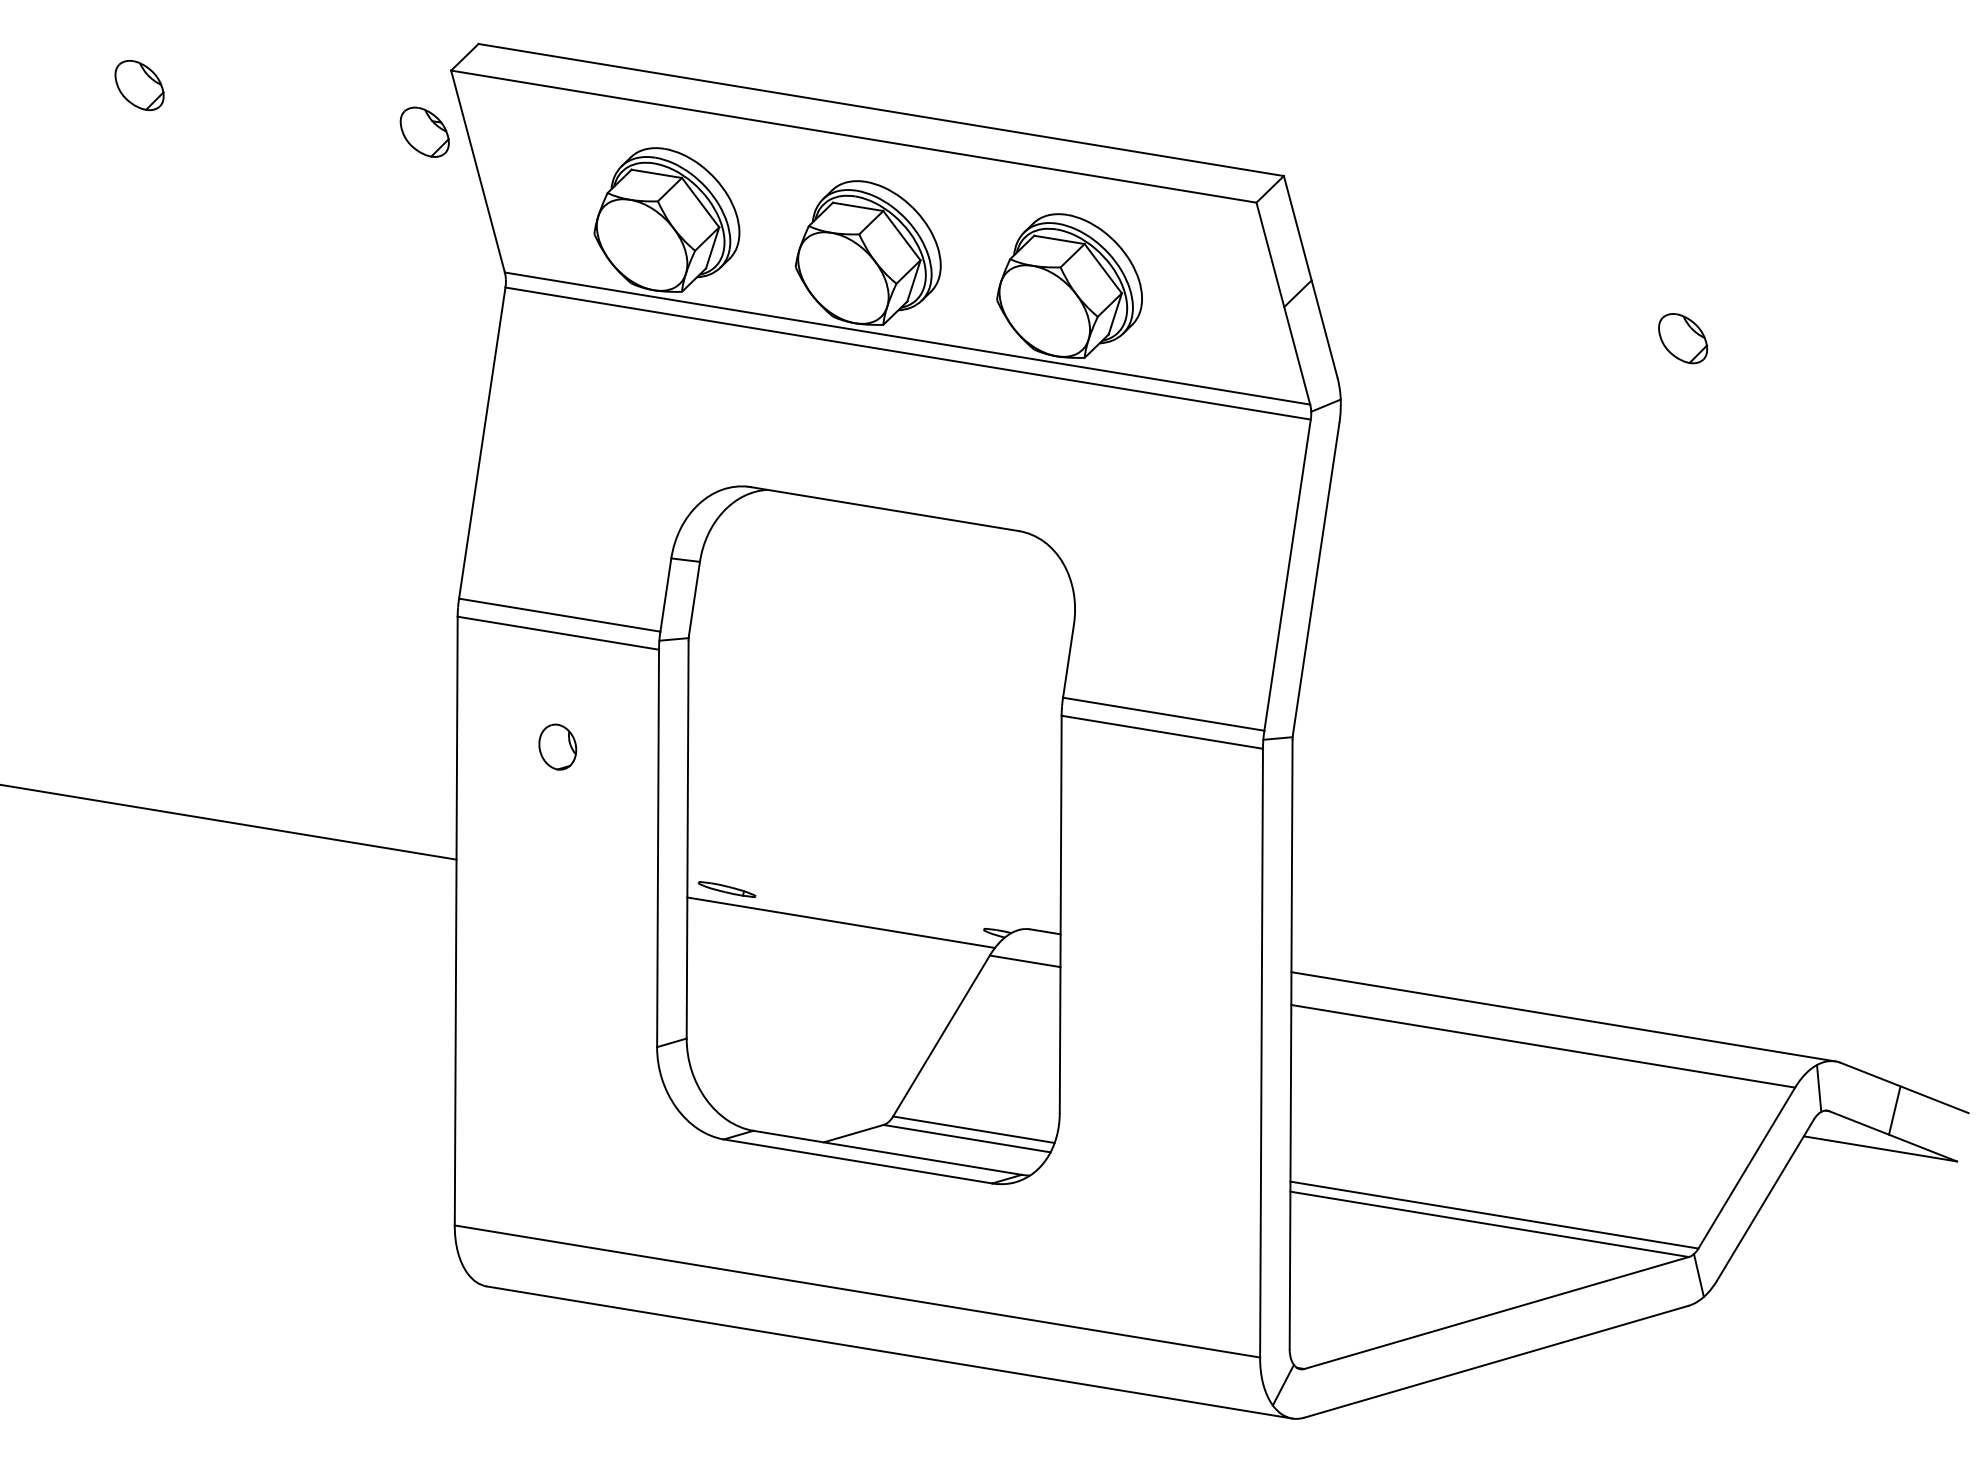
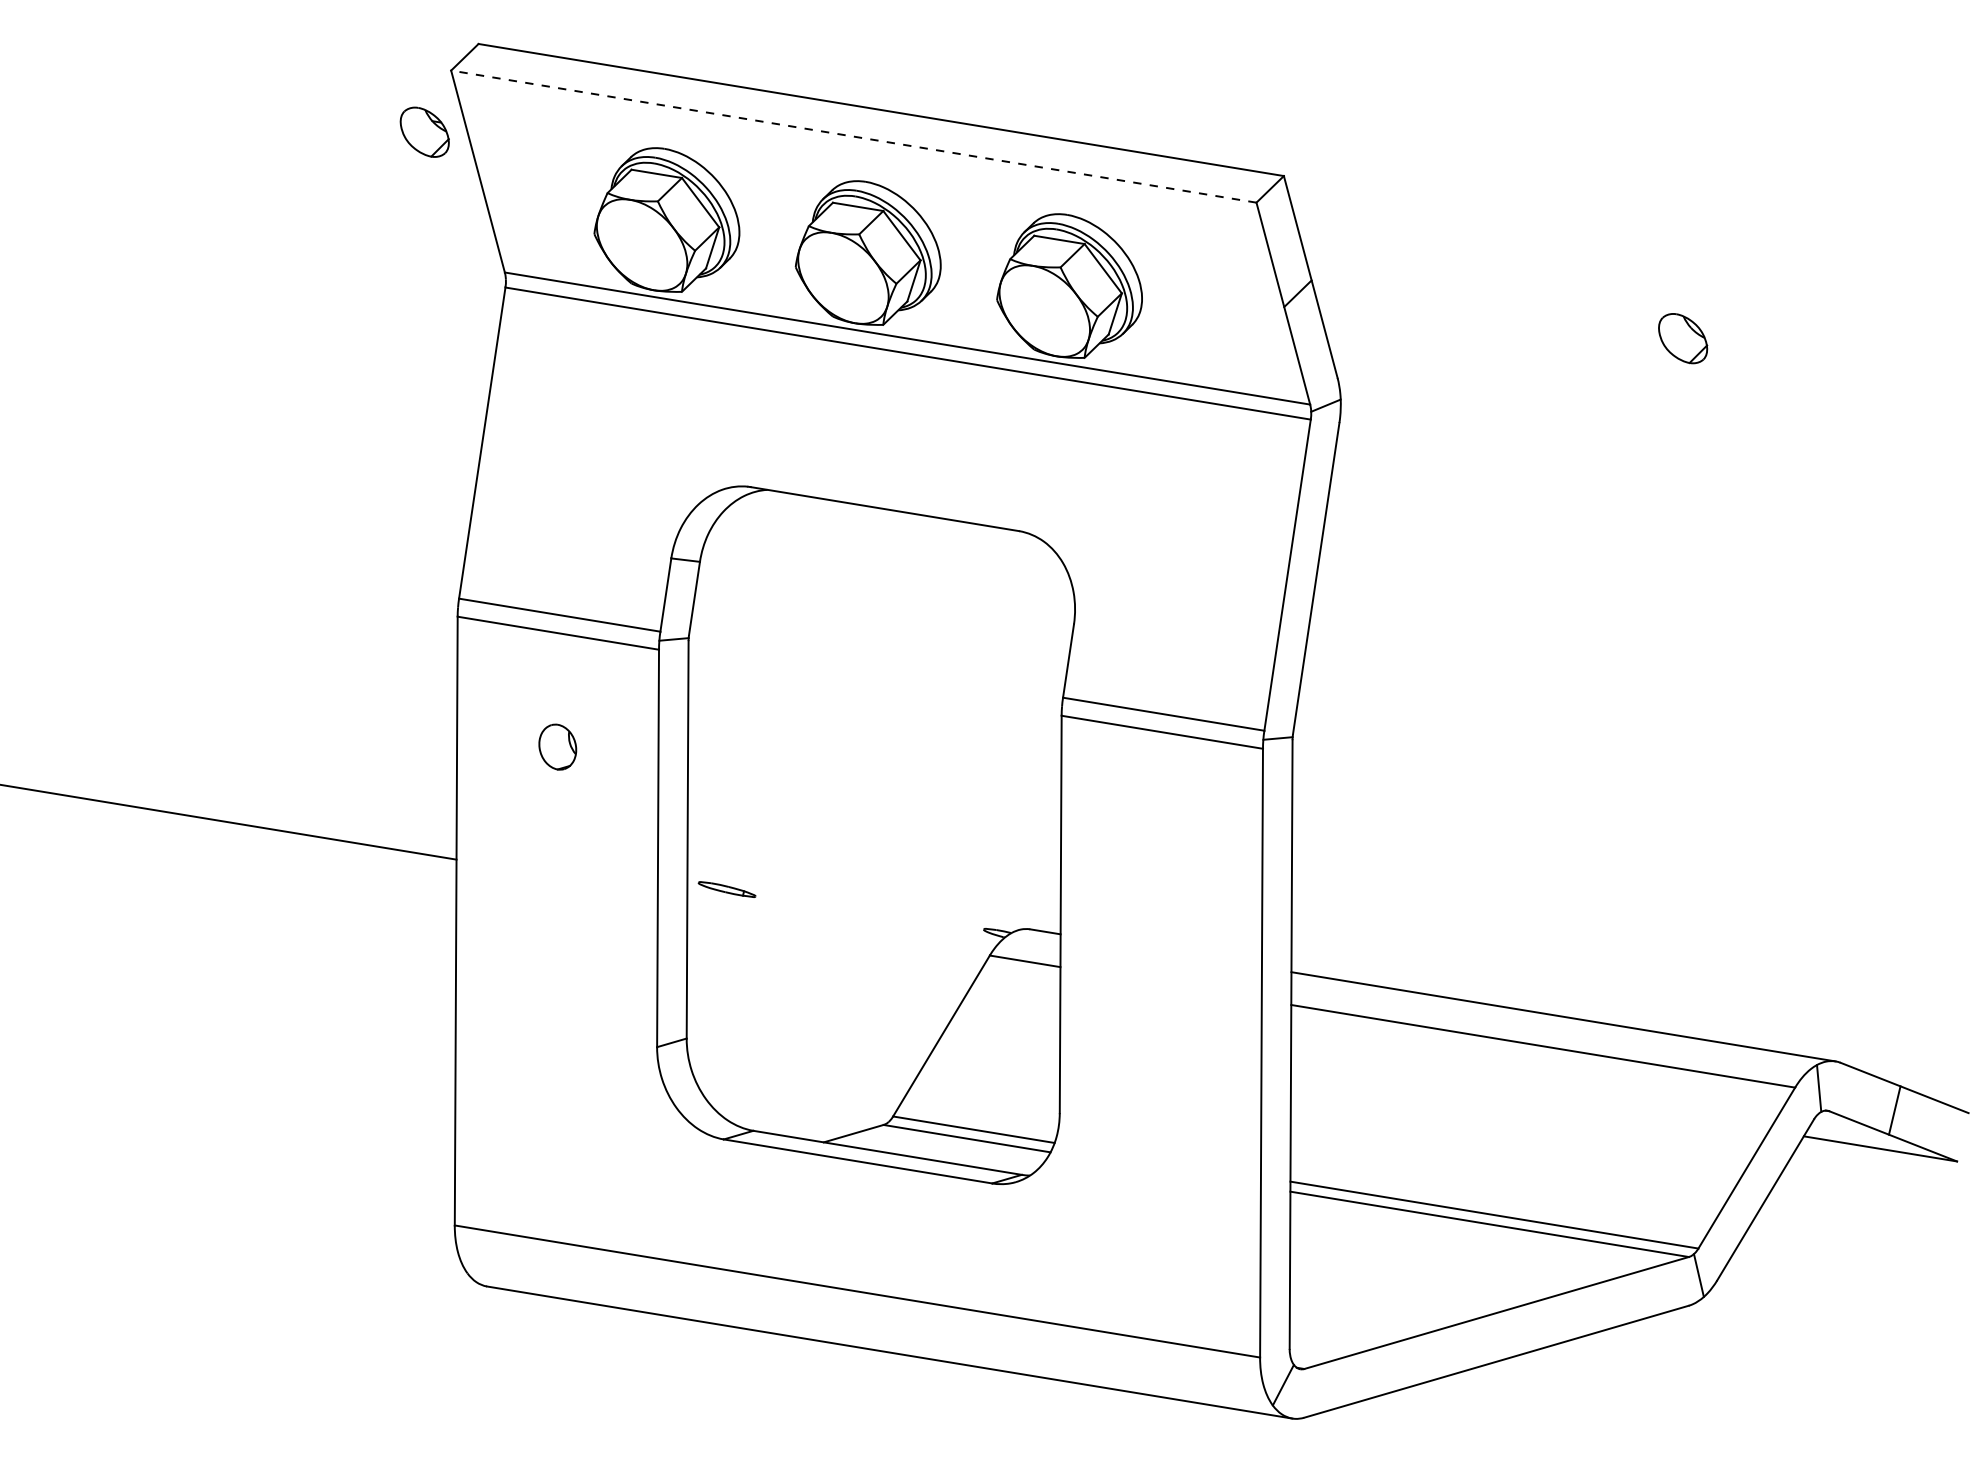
part: present -> none (139, 85)
line: solid -> dashed (853, 136)
line: present -> none (841, 922)
